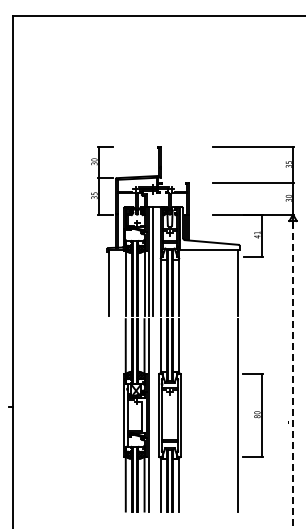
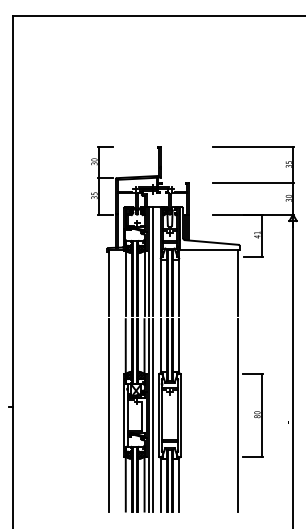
line: dashed -> solid (293, 375)
line: none -> present (108, 415)
line: none -> present (152, 415)
